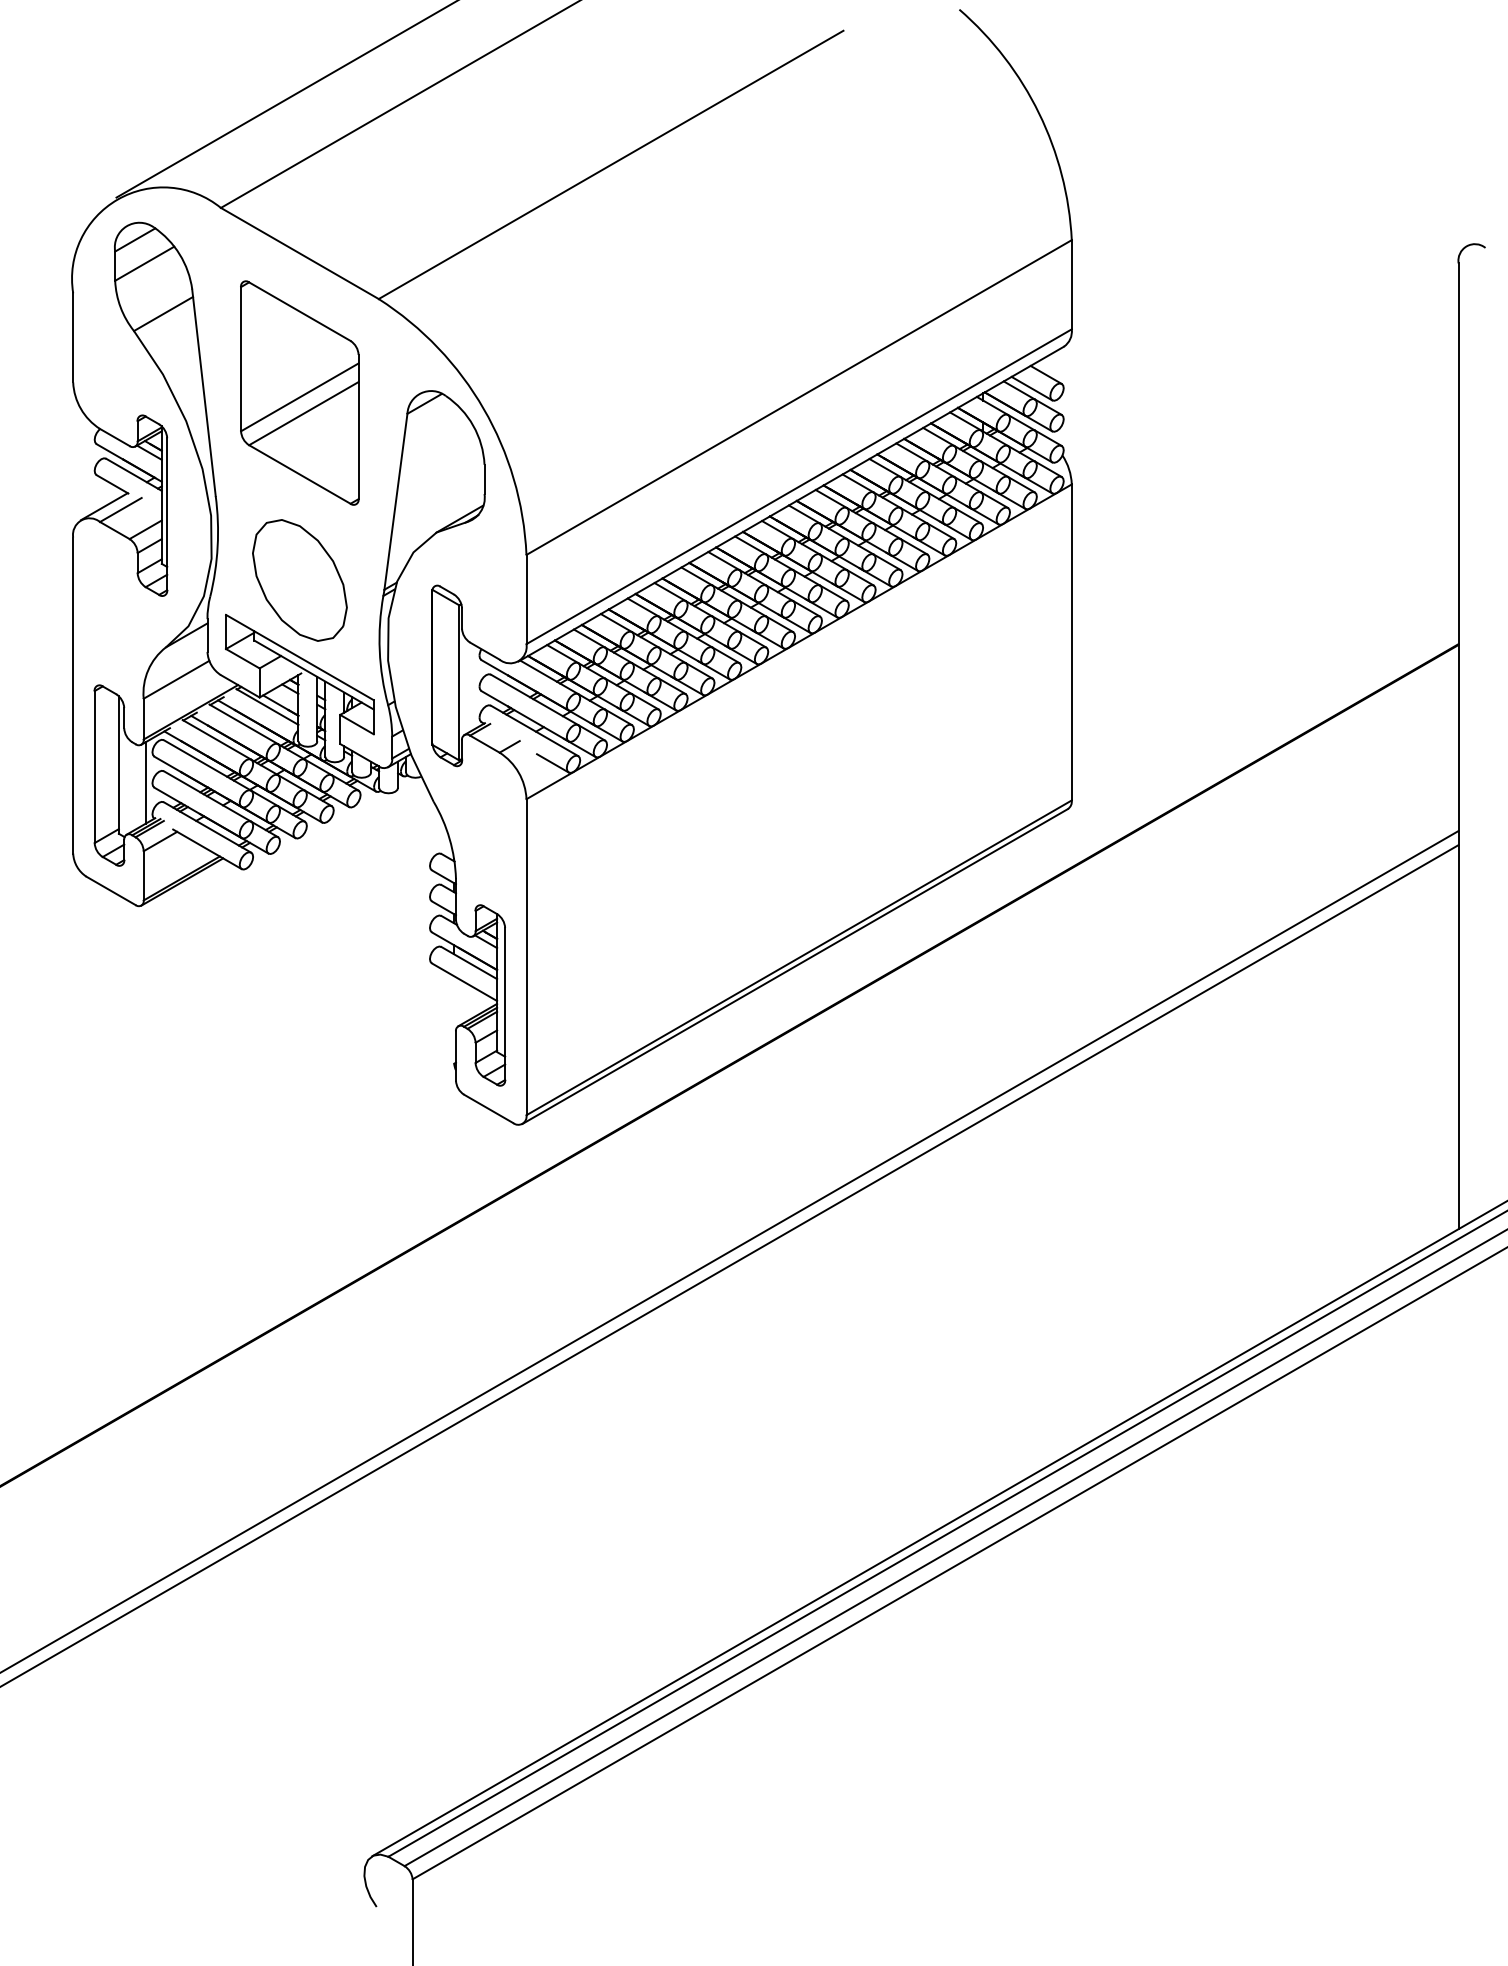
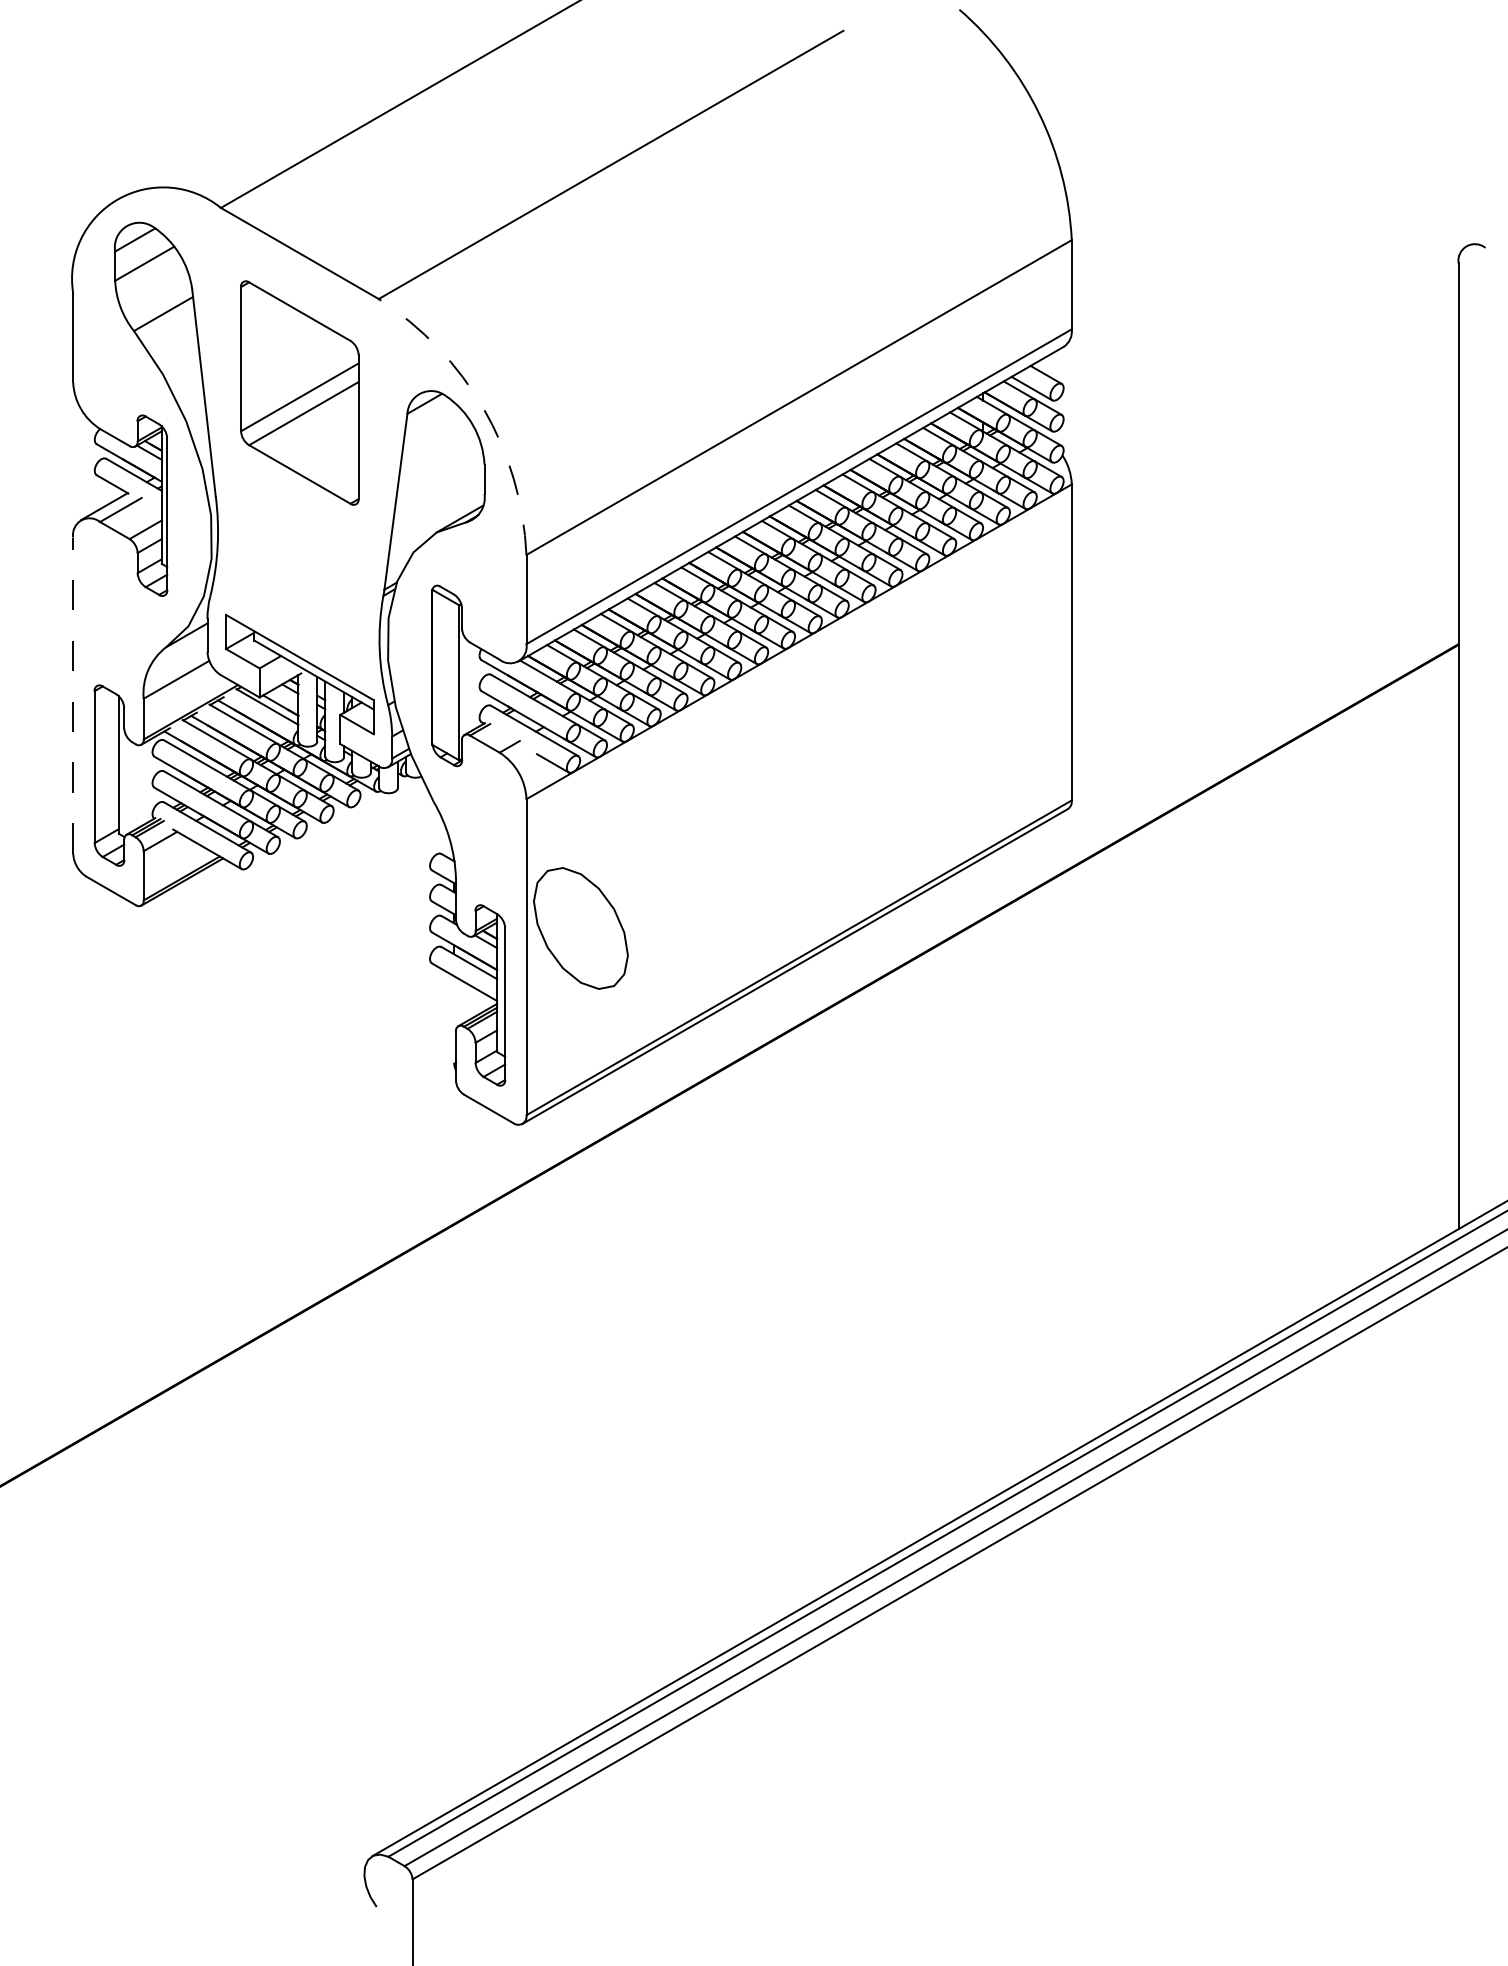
line: present -> none (285, 99)
arc: solid -> dashed (483, 408)
part position: (299, 580) -> (580, 928) (580, 928)
line: solid -> dashed (73, 695)
line: present -> none (145, 782)
line: present -> none (730, 1250)
line: present -> none (730, 1265)
